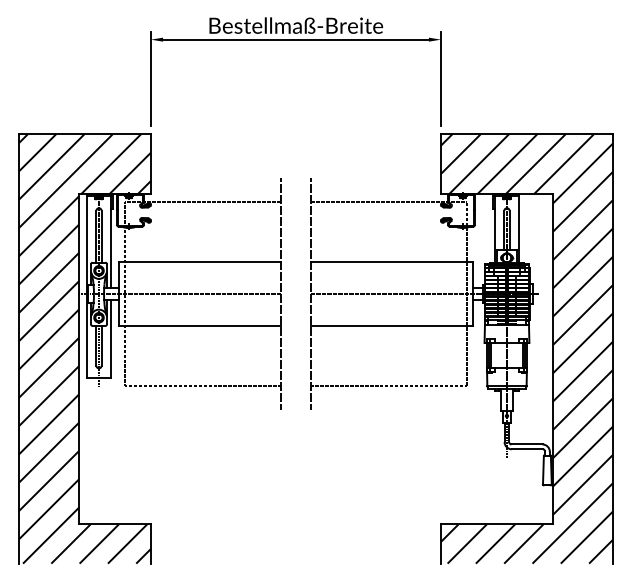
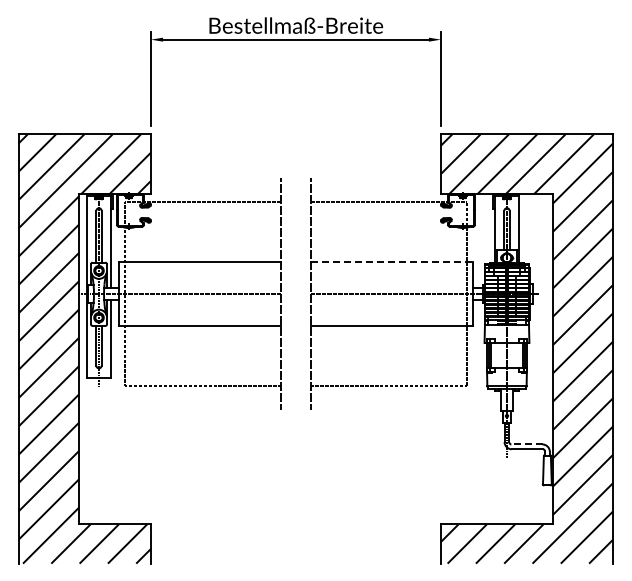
line: solid -> dashed (392, 262)
line: solid -> dashed (526, 444)
